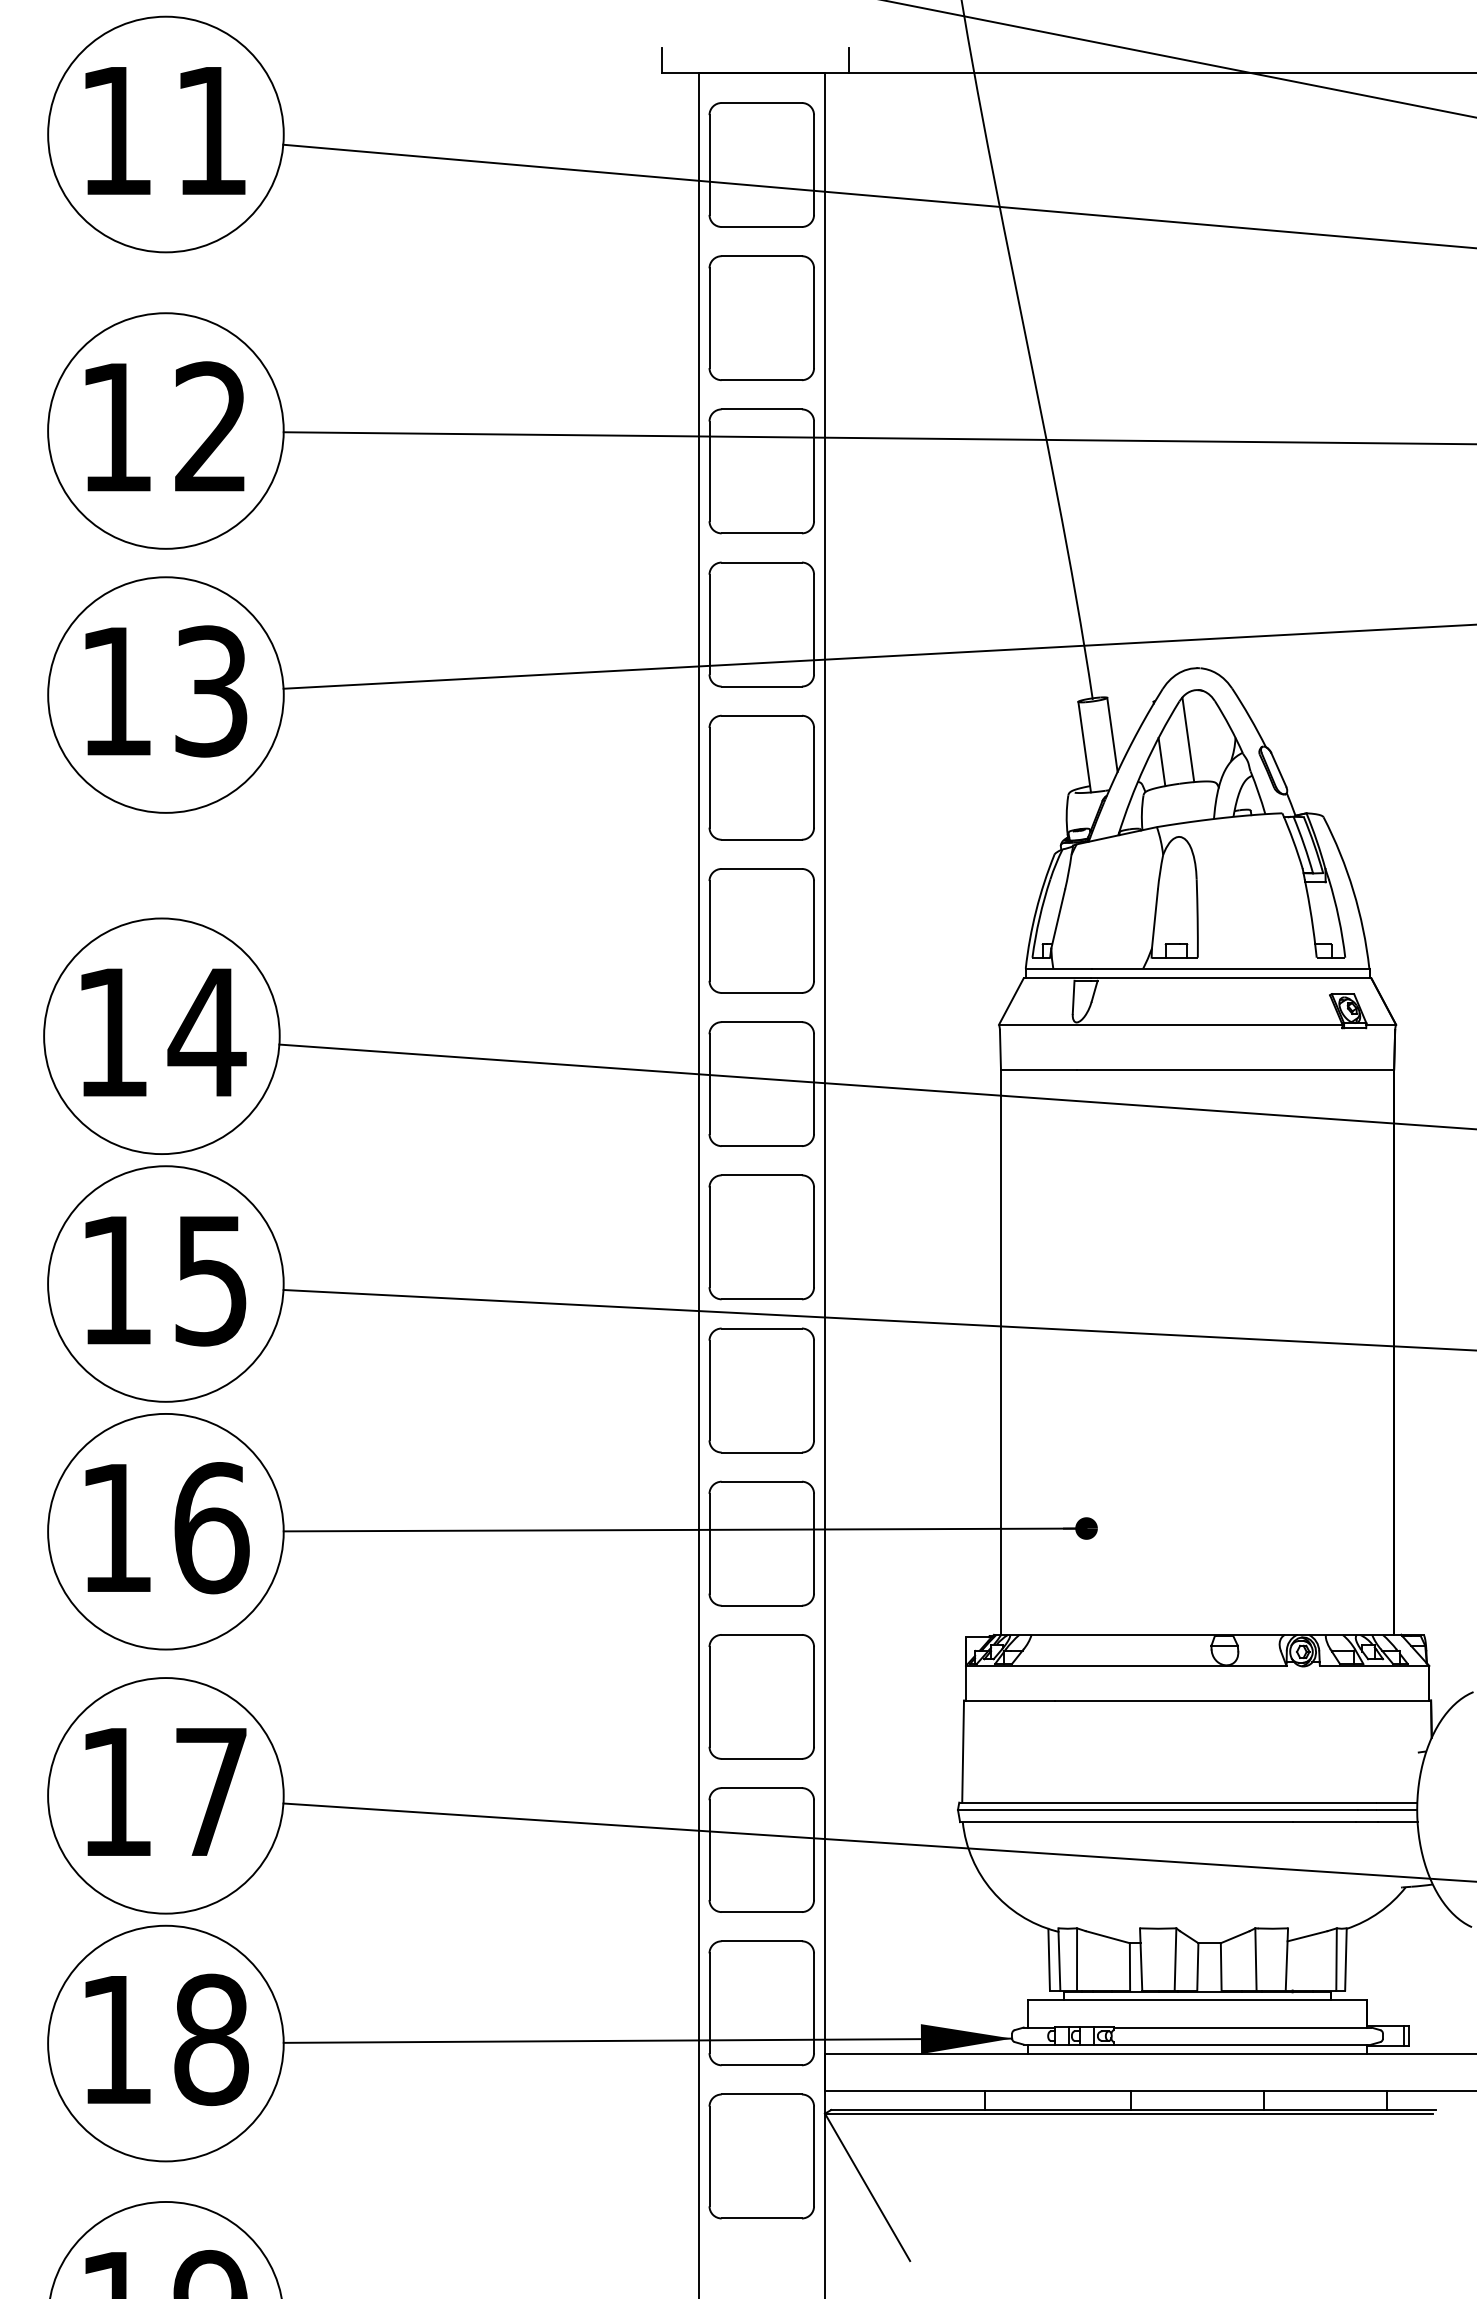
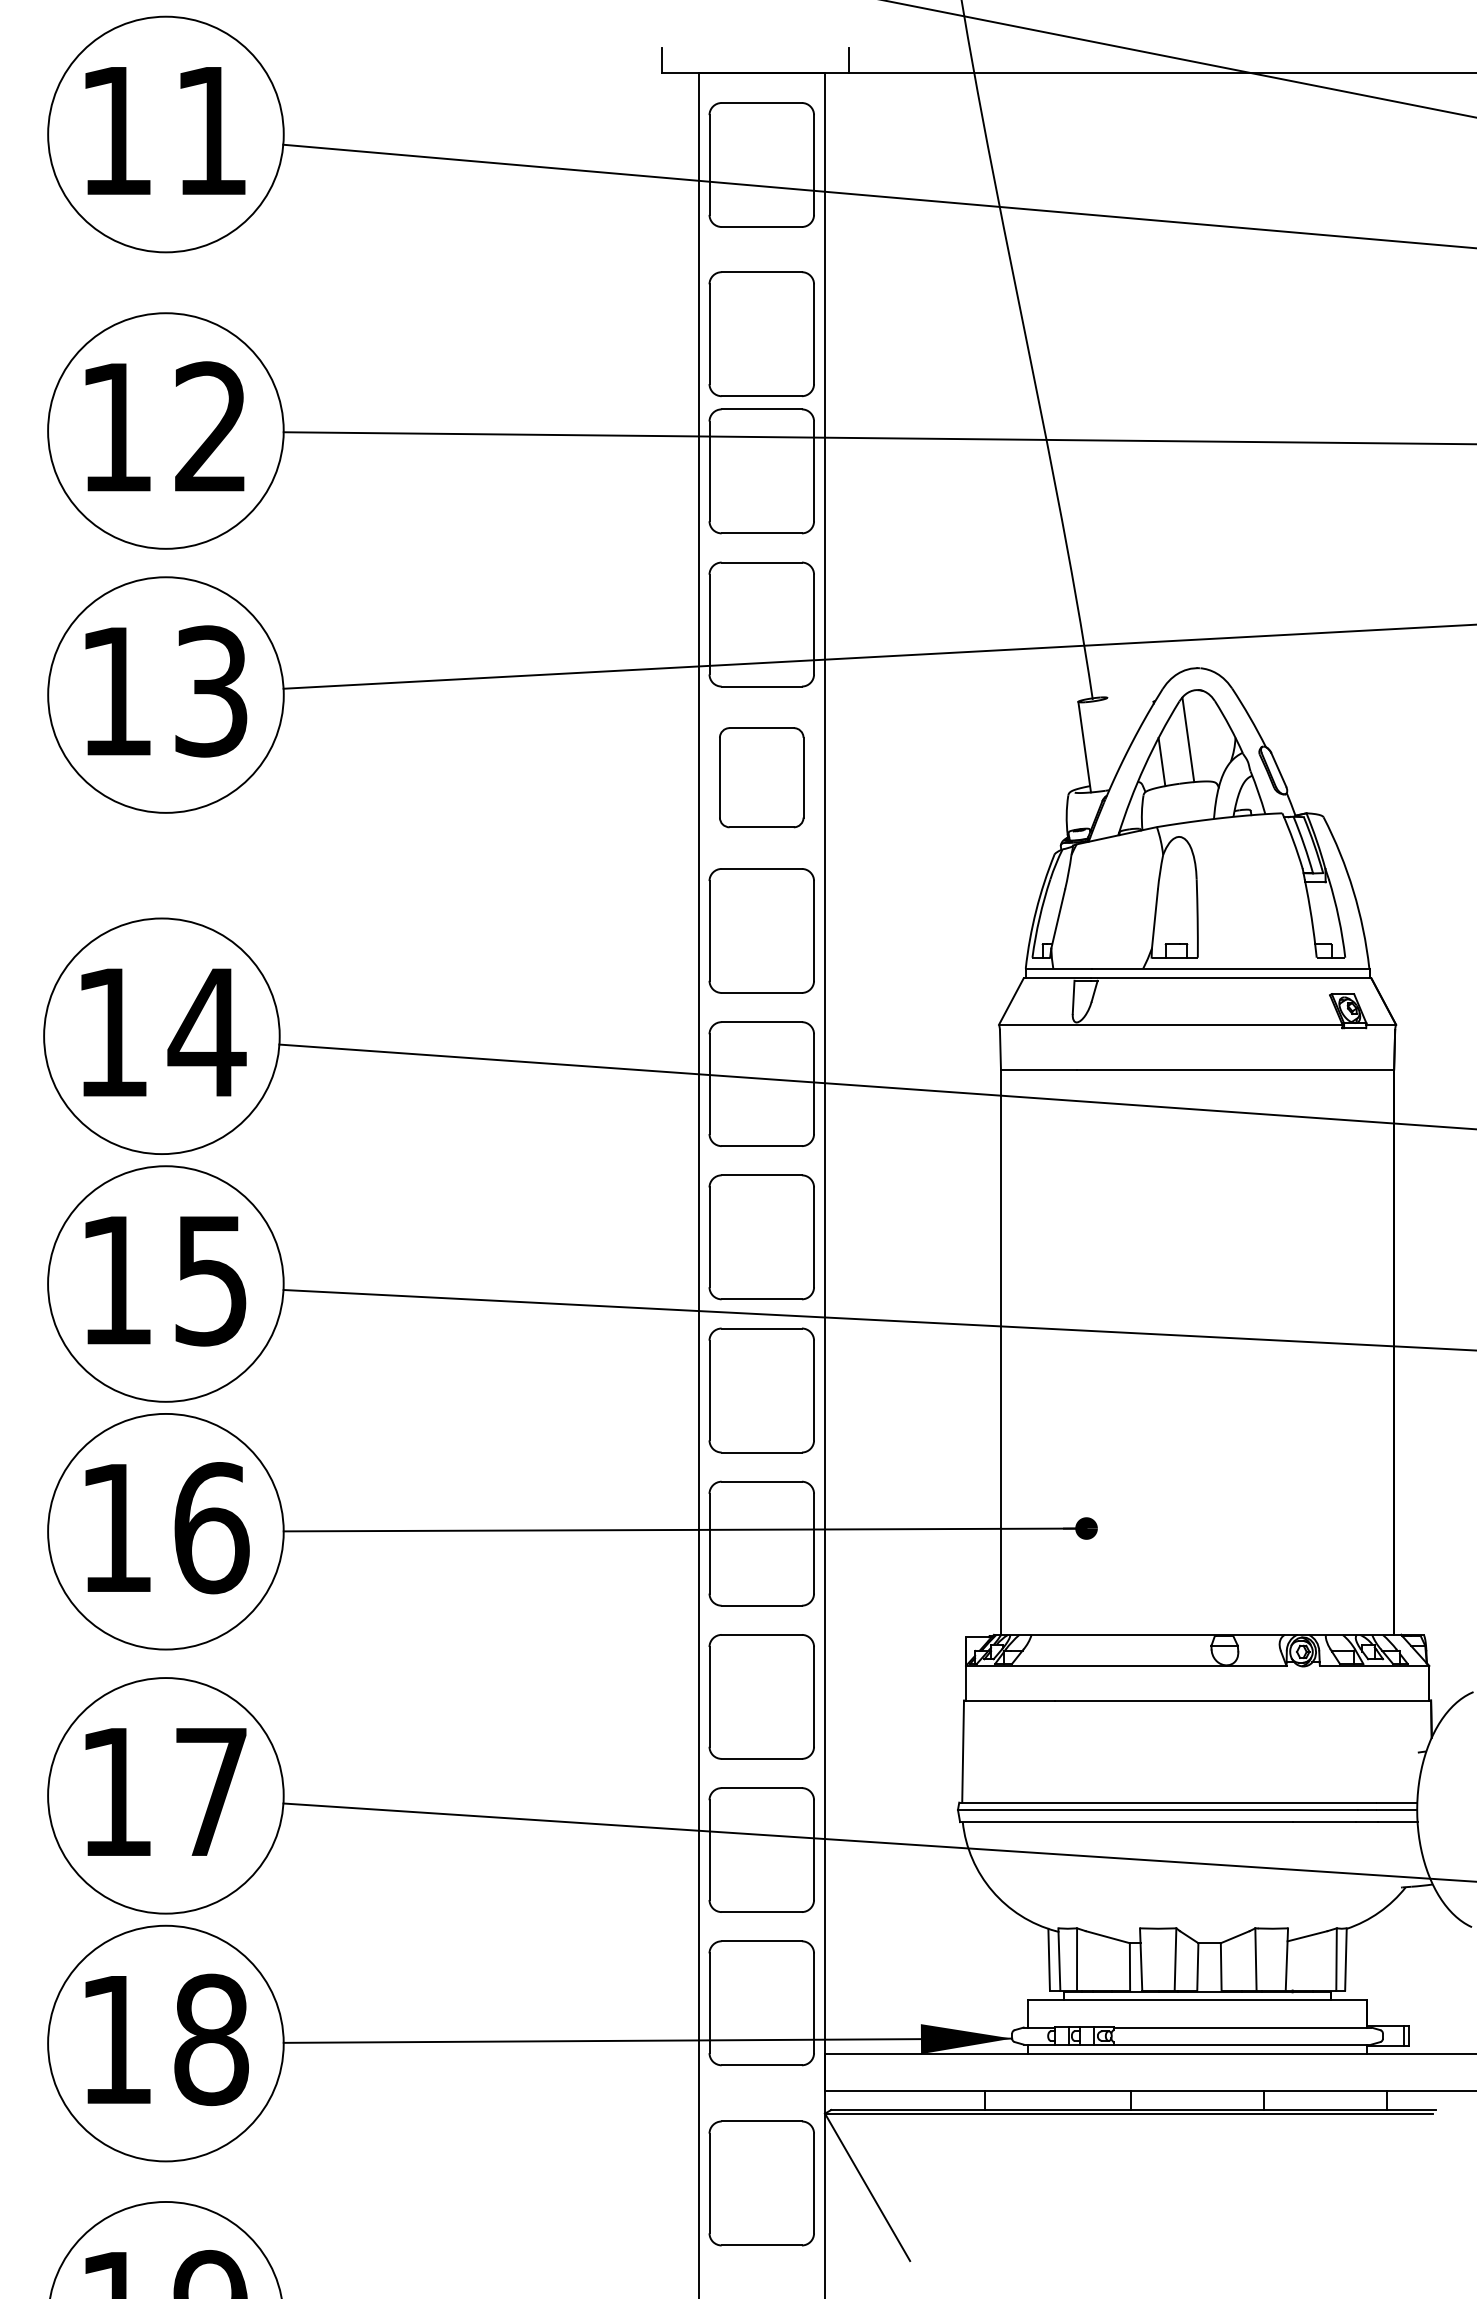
part position: (761, 318) -> (761, 334) (761, 334)
line: present -> none (1112, 734)
part size: 107x127 px -> 86x102 px (761, 777)
part position: (761, 2156) -> (761, 2183) (761, 2183)
